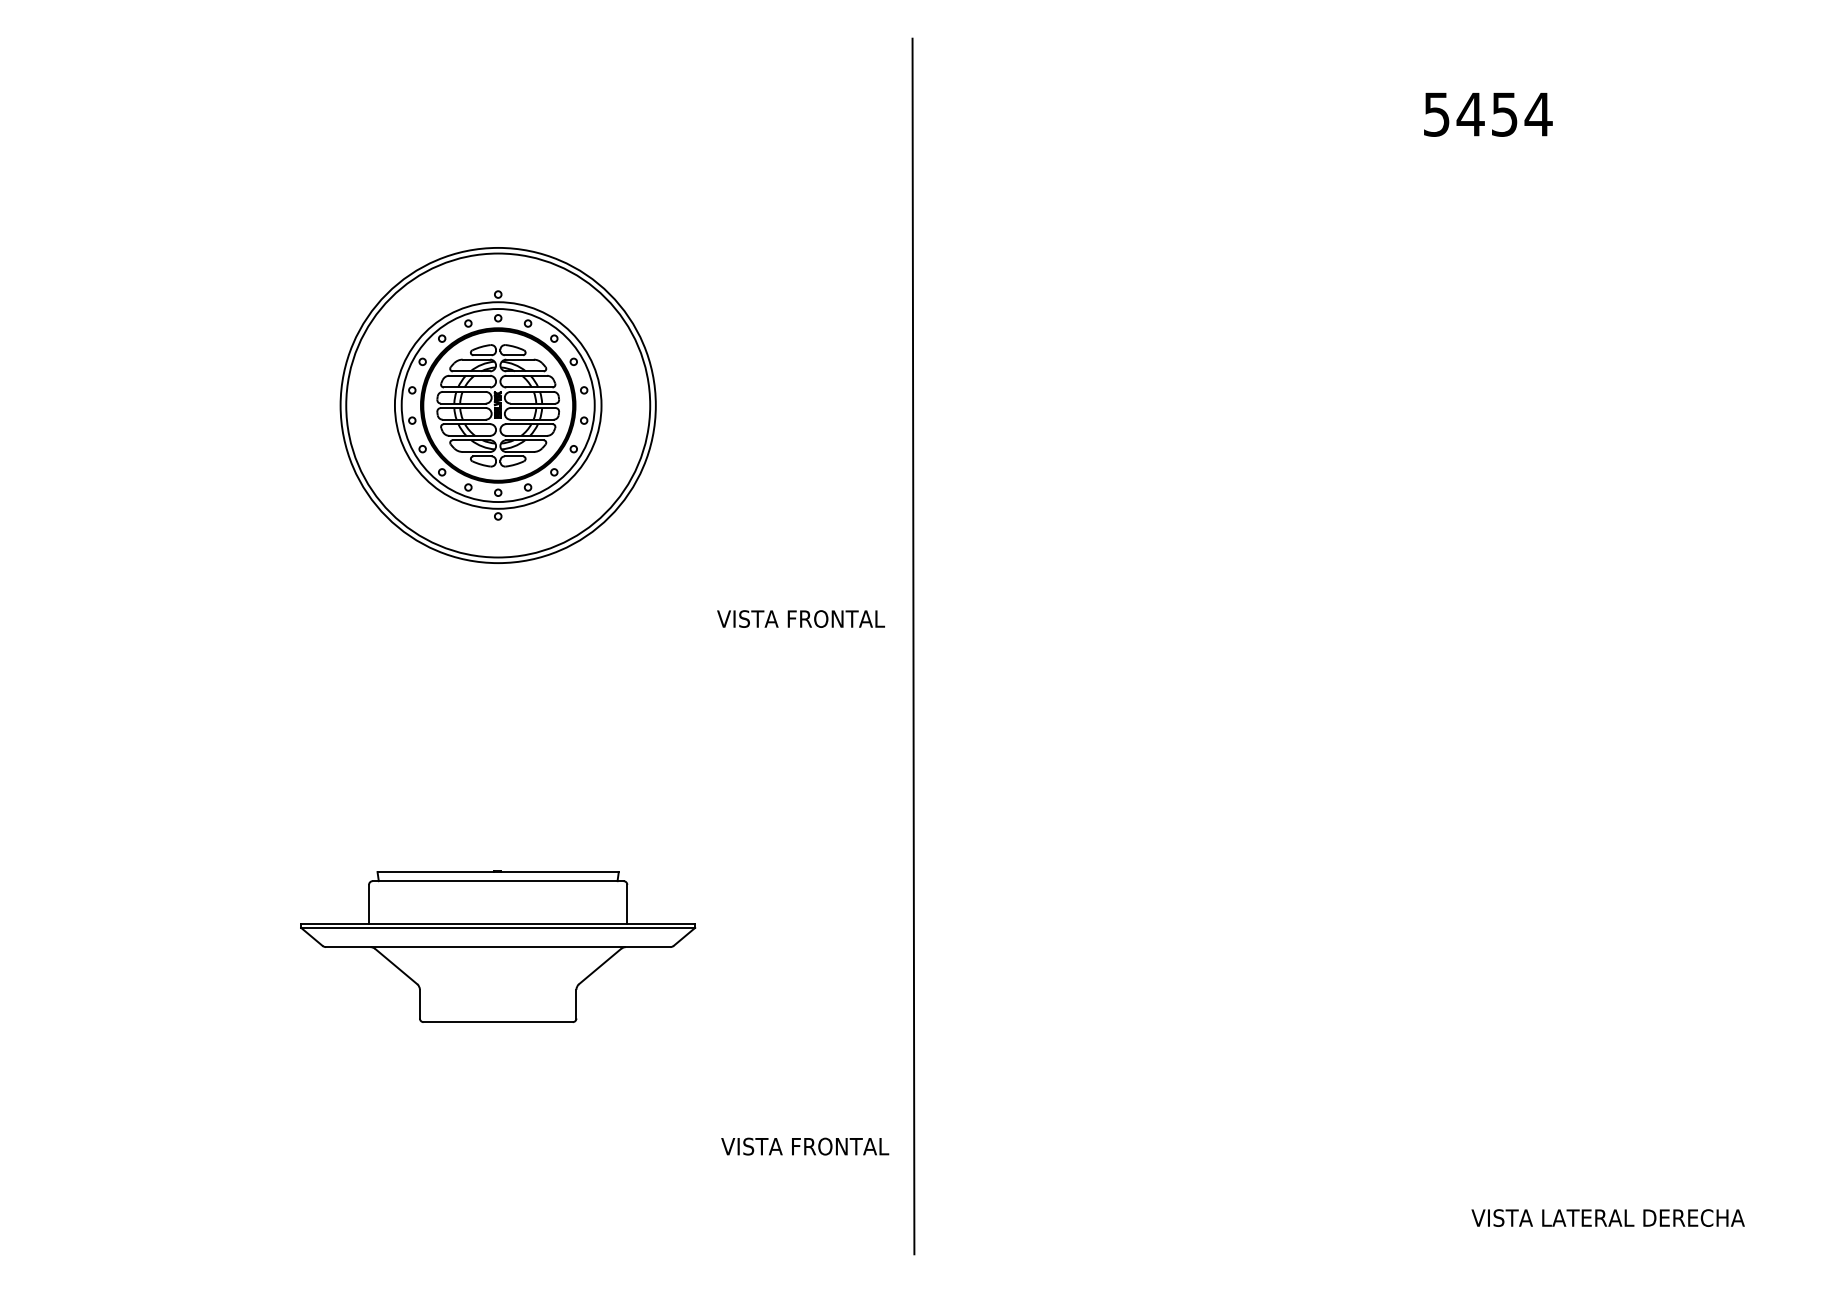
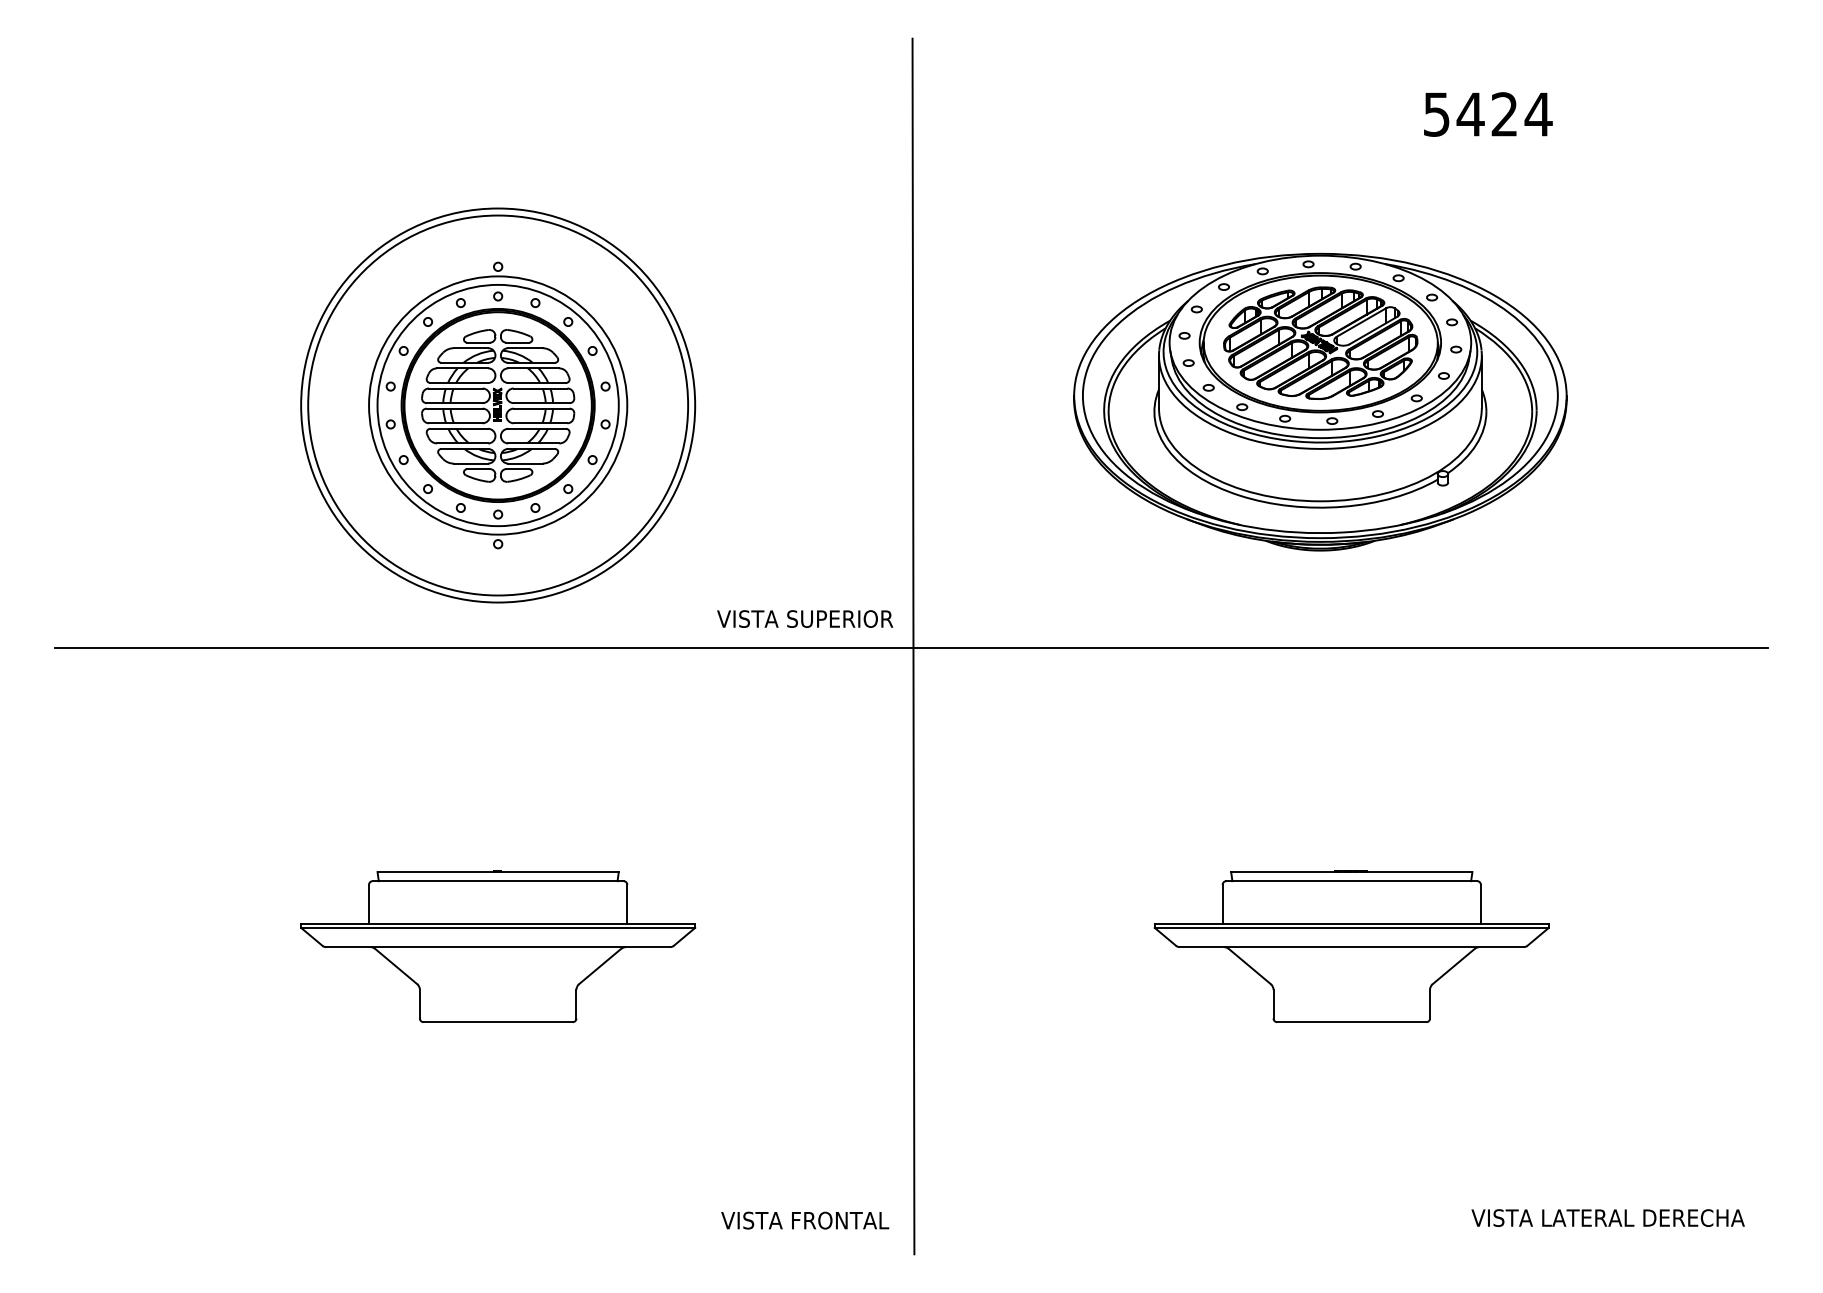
text: 5454 -> 5424 (1504, 114)
part: none -> present (1320, 401)
part size: 318x317 px -> 397x397 px (498, 405)
text: VISTA FRONTAL -> VISTA SUPERIOR (840, 618)
line: none -> present (911, 647)
part: none -> present (1351, 946)
text position: (805, 1146) -> (805, 1220) (805, 1220)
